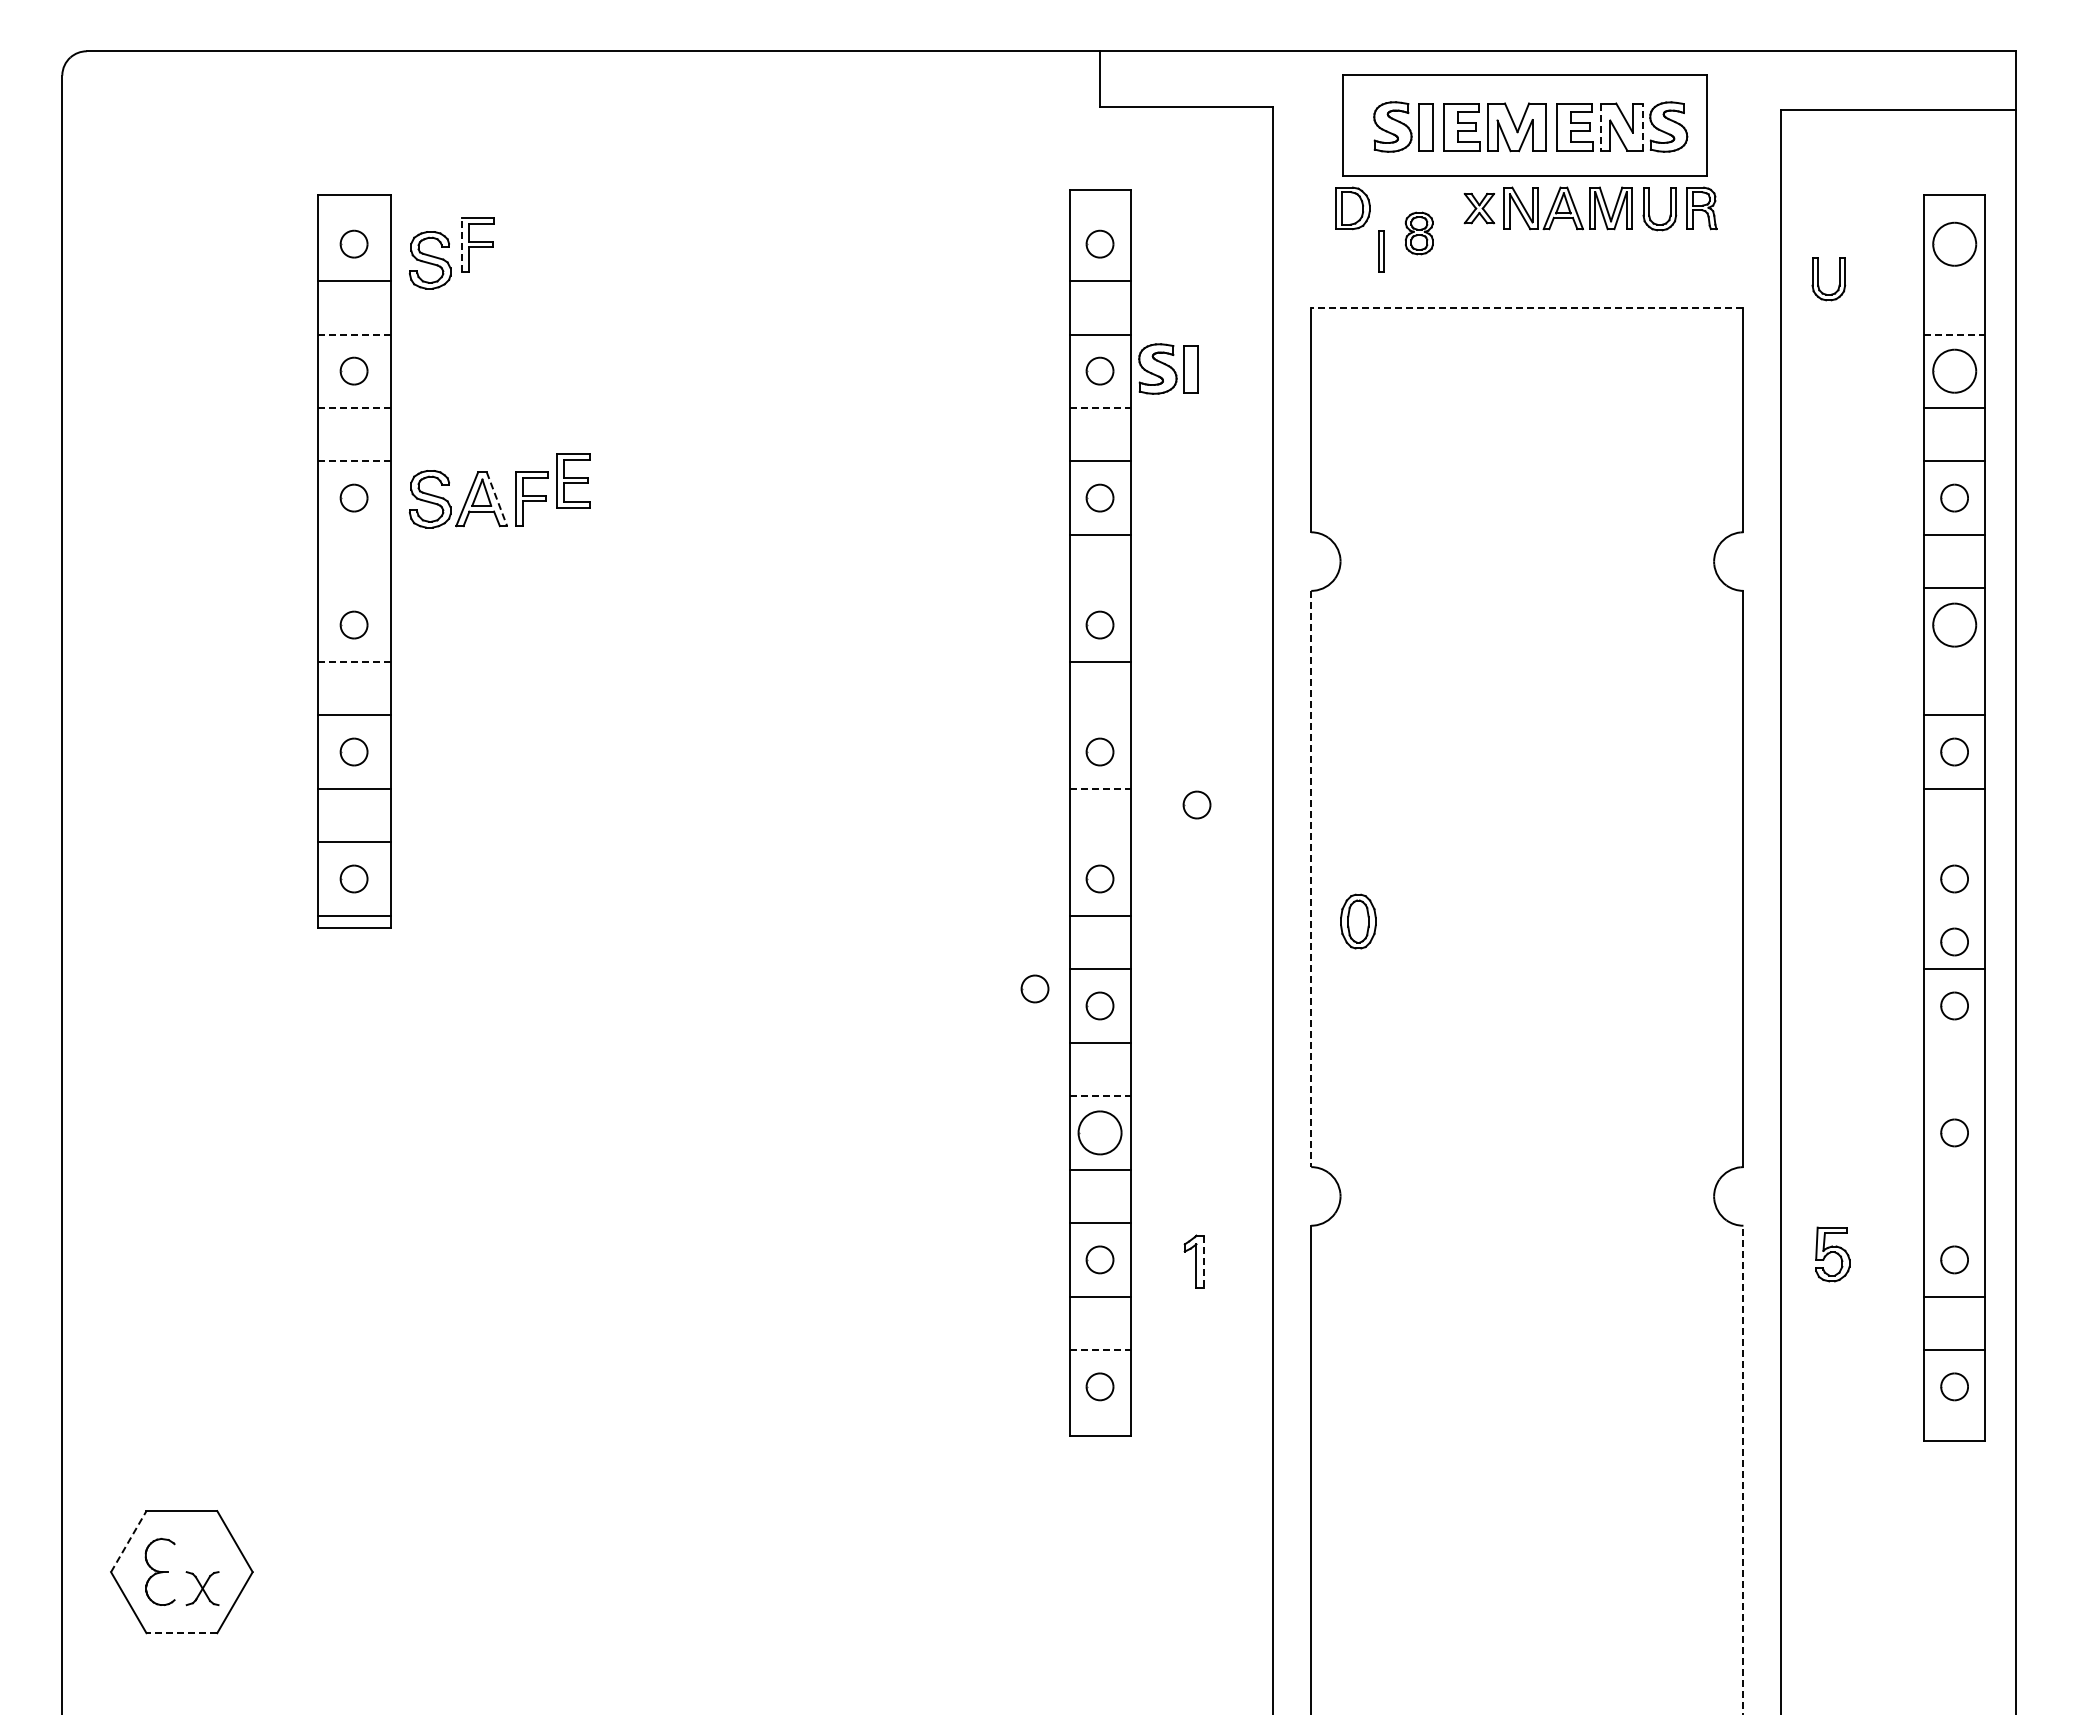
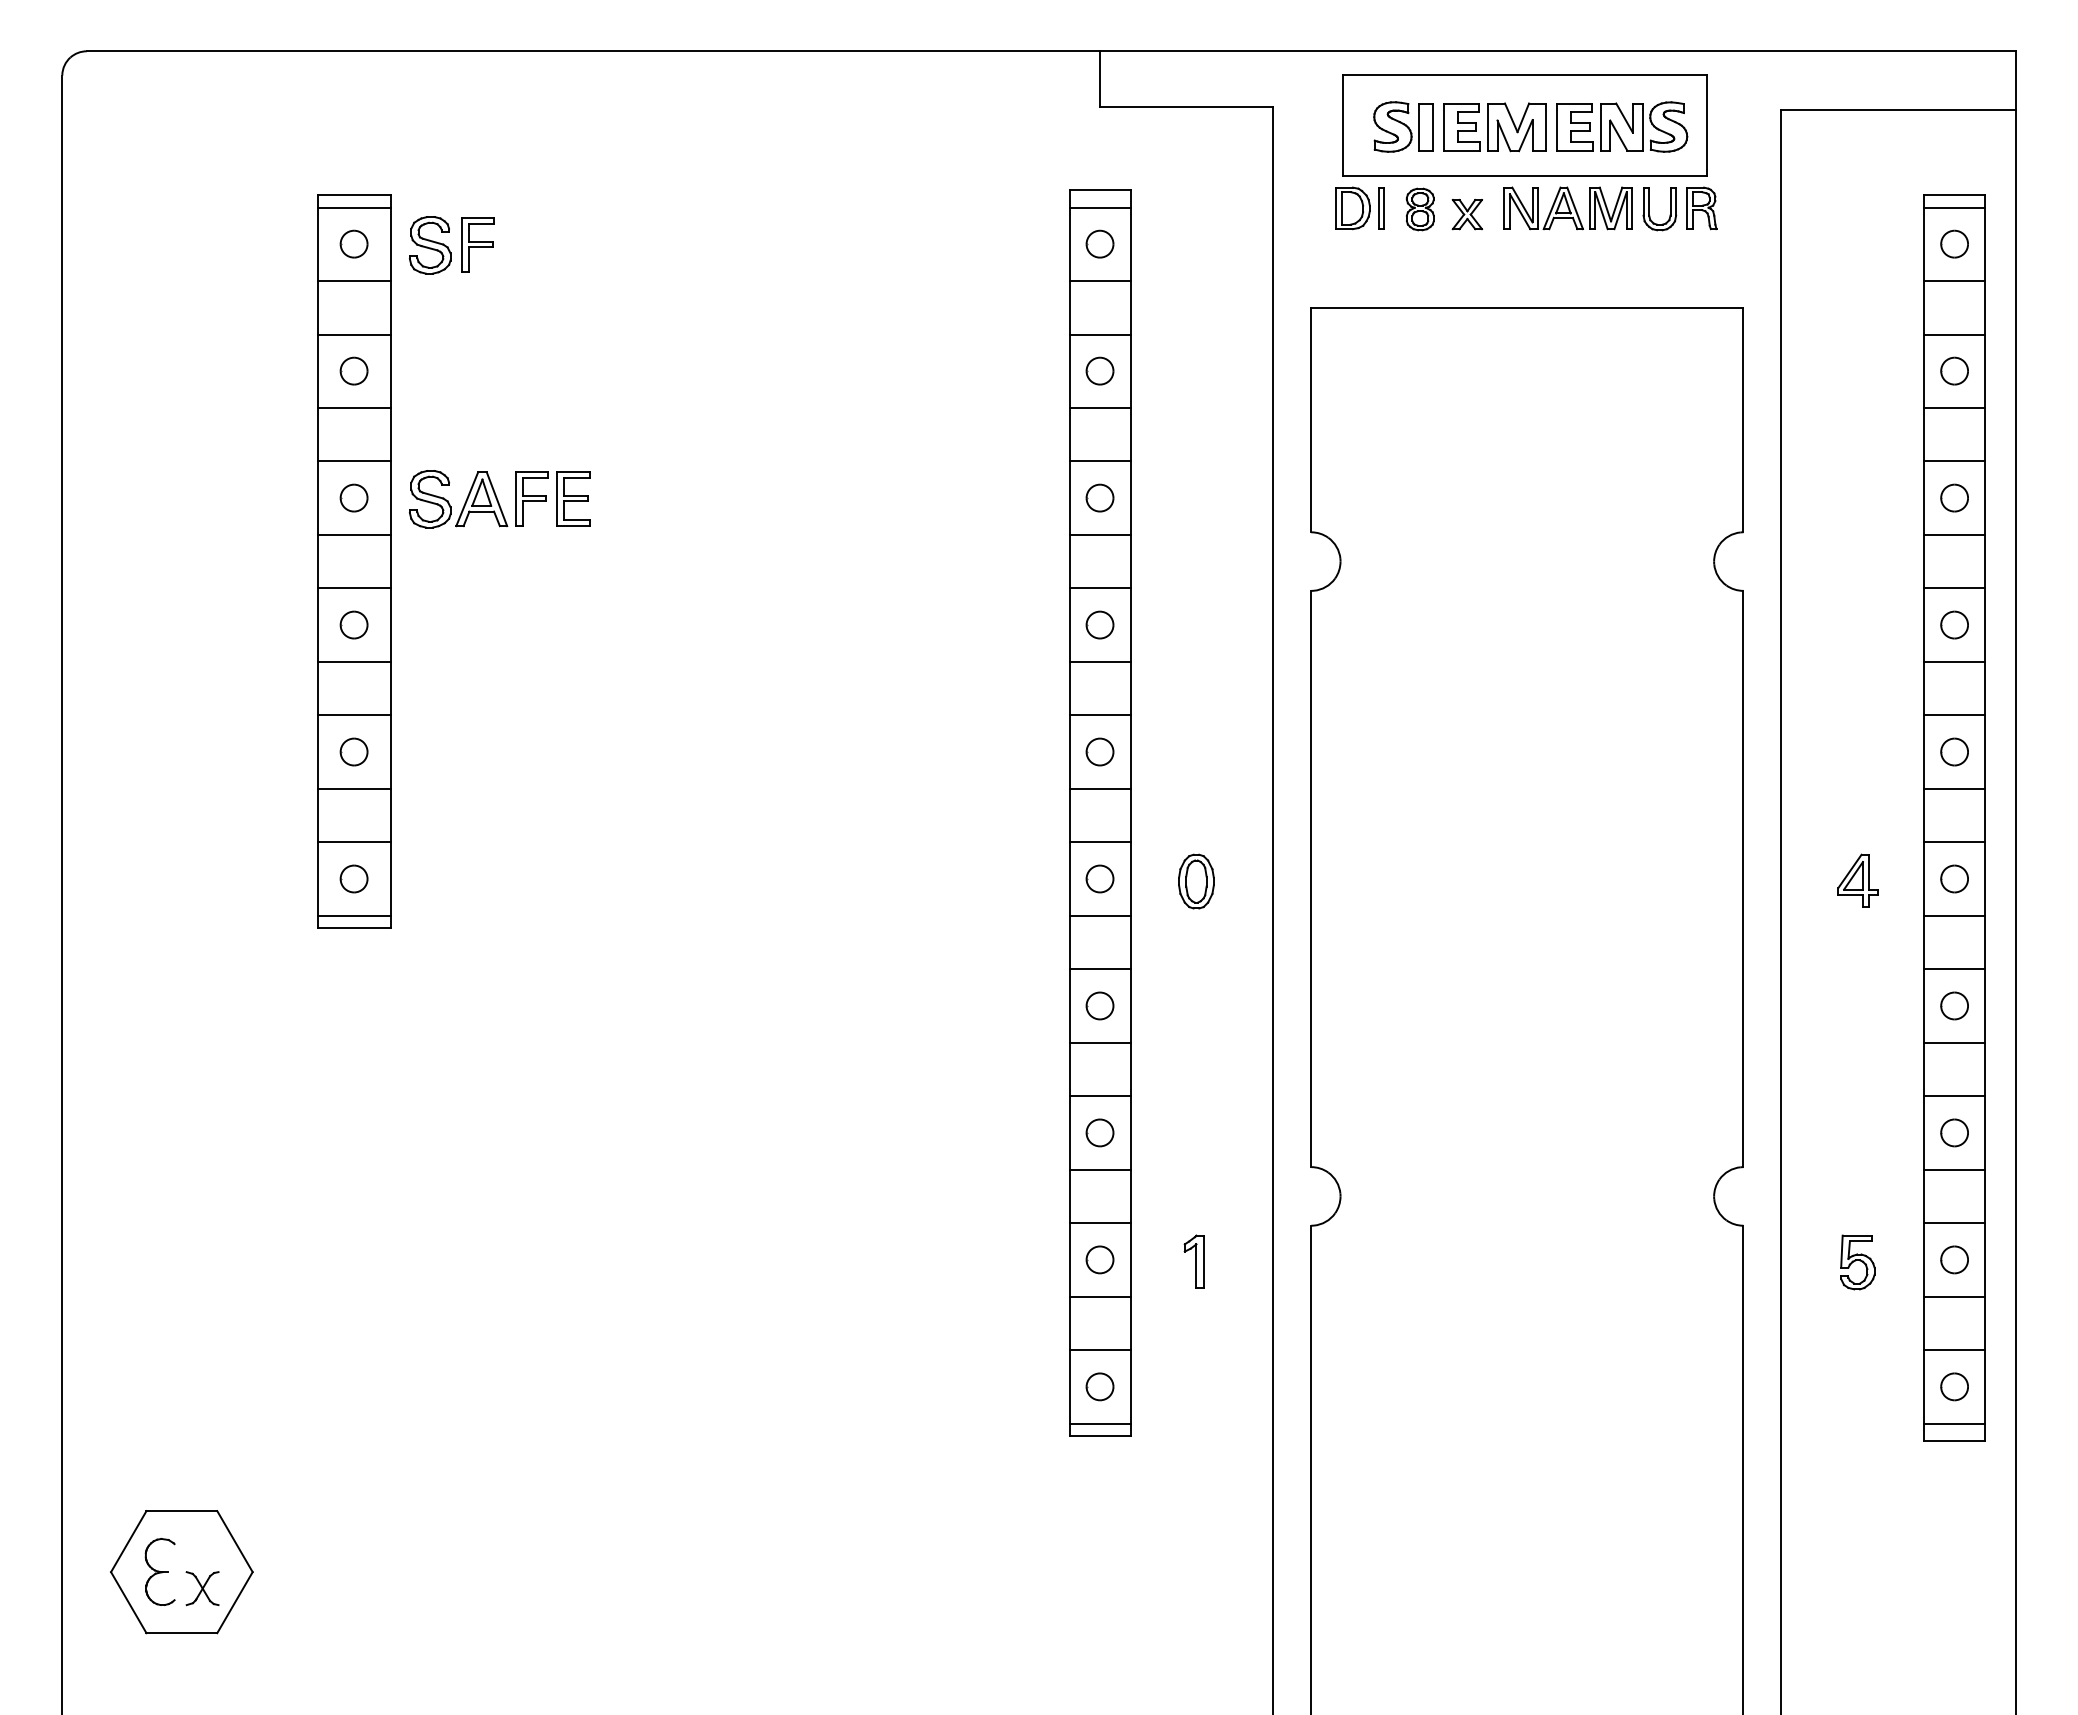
line: dashed -> solid (1600, 127)
line: dashed -> solid (1642, 127)
line: none -> present (353, 207)
line: none -> present (1099, 207)
line: none -> present (1954, 207)
part position: (1479, 208) -> (1467, 214) (1467, 214)
part position: (1418, 233) -> (1419, 209) (1419, 209)
part size: 46x46 px -> 29x30 px (1954, 243)
line: dashed -> solid (462, 245)
part position: (1381, 251) -> (1381, 208) (1381, 208)
part position: (429, 260) -> (429, 245) (429, 245)
part: present -> none (1818, 279)
line: none -> present (1954, 280)
line: dashed -> solid (1526, 307)
line: dashed -> solid (354, 334)
line: dashed -> solid (1954, 334)
part: present -> none (1168, 368)
part size: 46x46 px -> 29x30 px (1954, 370)
line: dashed -> solid (354, 407)
line: dashed -> solid (1100, 407)
line: dashed -> solid (354, 461)
part position: (573, 480) -> (573, 498) (573, 498)
line: dashed -> solid (497, 499)
line: none -> present (353, 534)
line: none -> present (353, 588)
line: none -> present (1099, 588)
part size: 46x46 px -> 29x30 px (1954, 624)
line: dashed -> solid (354, 661)
line: none -> present (1954, 661)
line: none -> present (1099, 715)
line: dashed -> solid (1100, 788)
part: present -> none (1196, 804)
line: none -> present (1099, 842)
line: none -> present (1954, 842)
line: dashed -> solid (1311, 879)
part: none -> present (1857, 880)
line: none -> present (1954, 915)
part position: (1358, 921) -> (1196, 881) (1196, 881)
part: present -> none (1954, 941)
part: present -> none (1034, 988)
line: none -> present (1954, 1042)
line: dashed -> solid (1100, 1096)
line: none -> present (1954, 1096)
part size: 46x46 px -> 30x30 px (1099, 1132)
line: none -> present (1954, 1169)
line: none -> present (1954, 1223)
part position: (1832, 1254) -> (1857, 1262) (1857, 1262)
line: dashed -> solid (1203, 1262)
line: dashed -> solid (1100, 1350)
line: none -> present (1099, 1423)
line: none -> present (1954, 1423)
line: dashed -> solid (1743, 1469)
line: dashed -> solid (129, 1541)
line: dashed -> solid (181, 1633)
